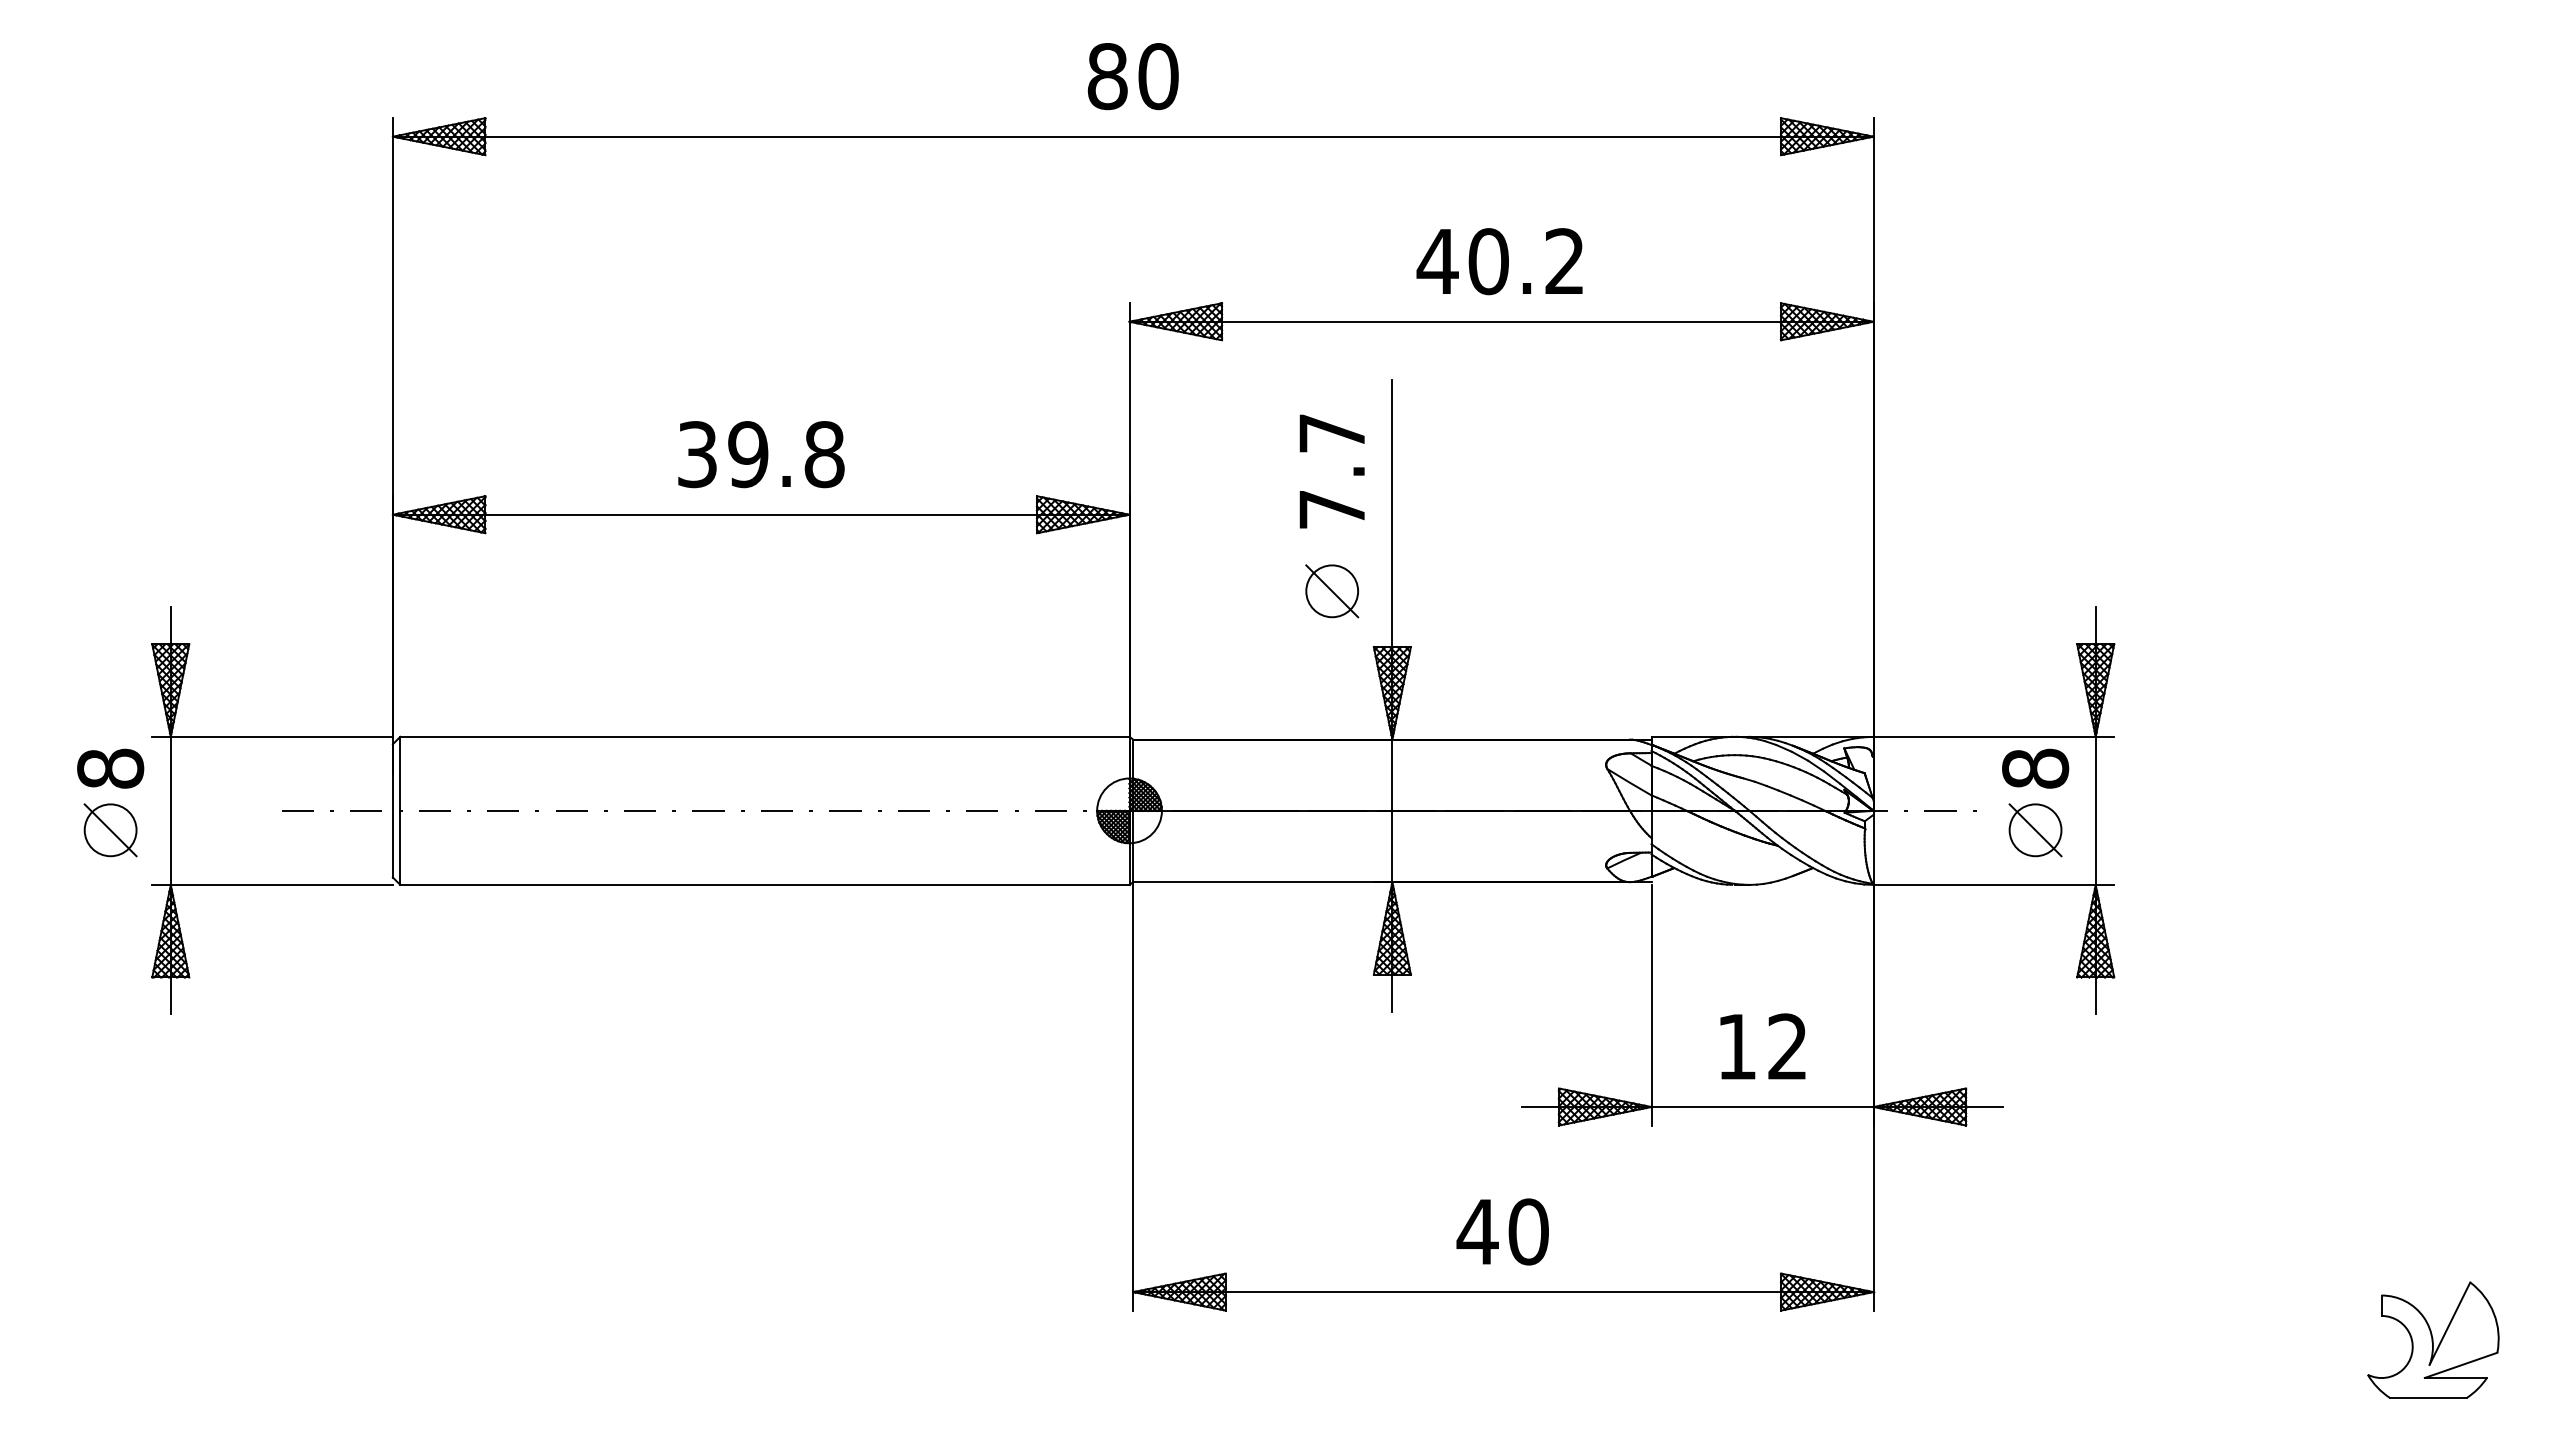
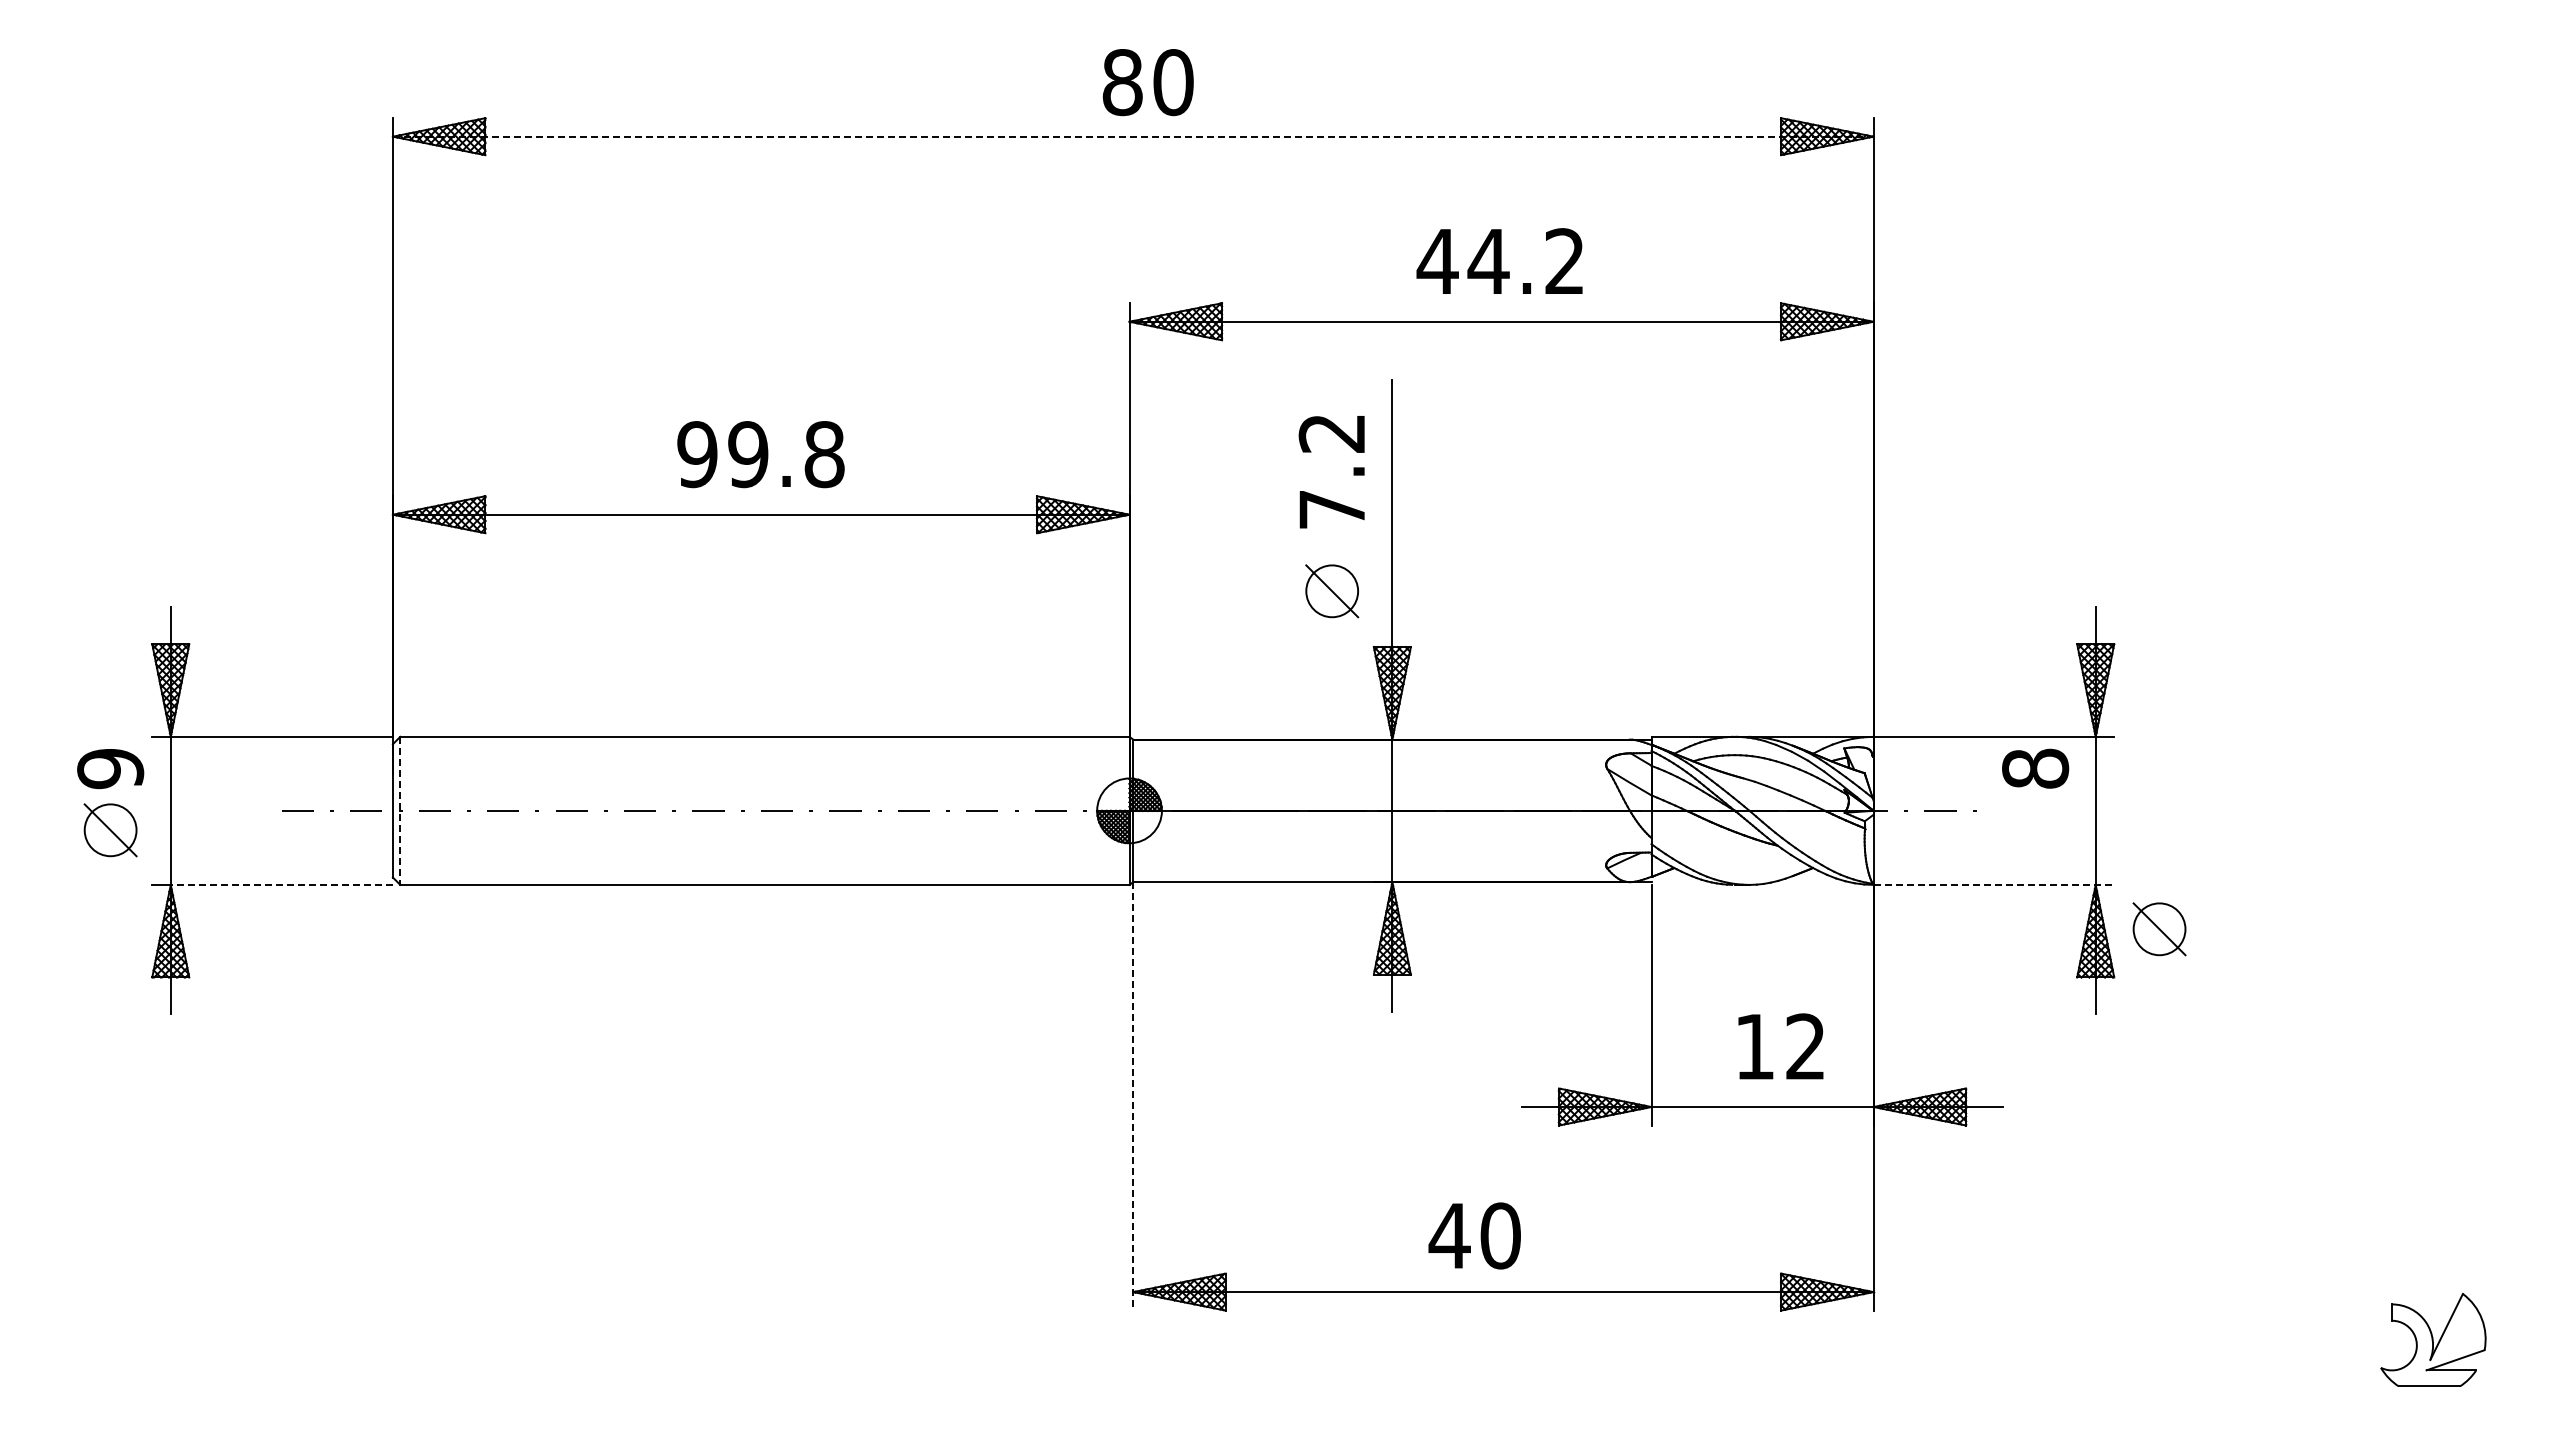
text position: (1132, 76) -> (1147, 82) (1147, 82)
line: solid -> dashed (1133, 136)
text: 40.2 -> 44.2 (1488, 261)
text: 7.7 -> 7.2 (1331, 433)
text: 39.8 -> 99.8 (697, 454)
text: 8 -> 9 (110, 768)
line: solid -> dashed (400, 811)
part position: (2035, 830) -> (2159, 929) (2159, 929)
line: solid -> dashed (281, 884)
line: solid -> dashed (1994, 884)
text position: (1762, 1046) -> (1780, 1046) (1780, 1046)
line: solid -> dashed (1133, 1096)
text position: (1502, 1231) -> (1474, 1235) (1474, 1235)
part size: 133x118 px -> 107x94 px (2433, 1339)
